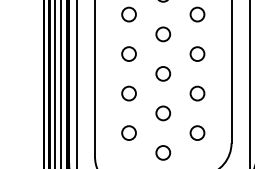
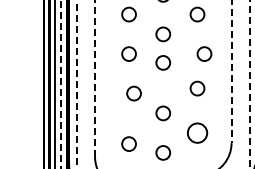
circle position: (197, 53) -> (204, 53) (204, 53)
line: solid -> dashed (231, 72)
circle position: (163, 73) -> (163, 62) (163, 62)
line: solid -> dashed (95, 78)
line: solid -> dashed (61, 84)
line: solid -> dashed (76, 85)
line: solid -> dashed (249, 85)
circle position: (128, 93) -> (133, 93) (133, 93)
circle position: (197, 93) -> (197, 88) (197, 88)
circle position: (128, 132) -> (128, 143) (128, 143)
circle size: 17x16 px -> 22x22 px (197, 132)
